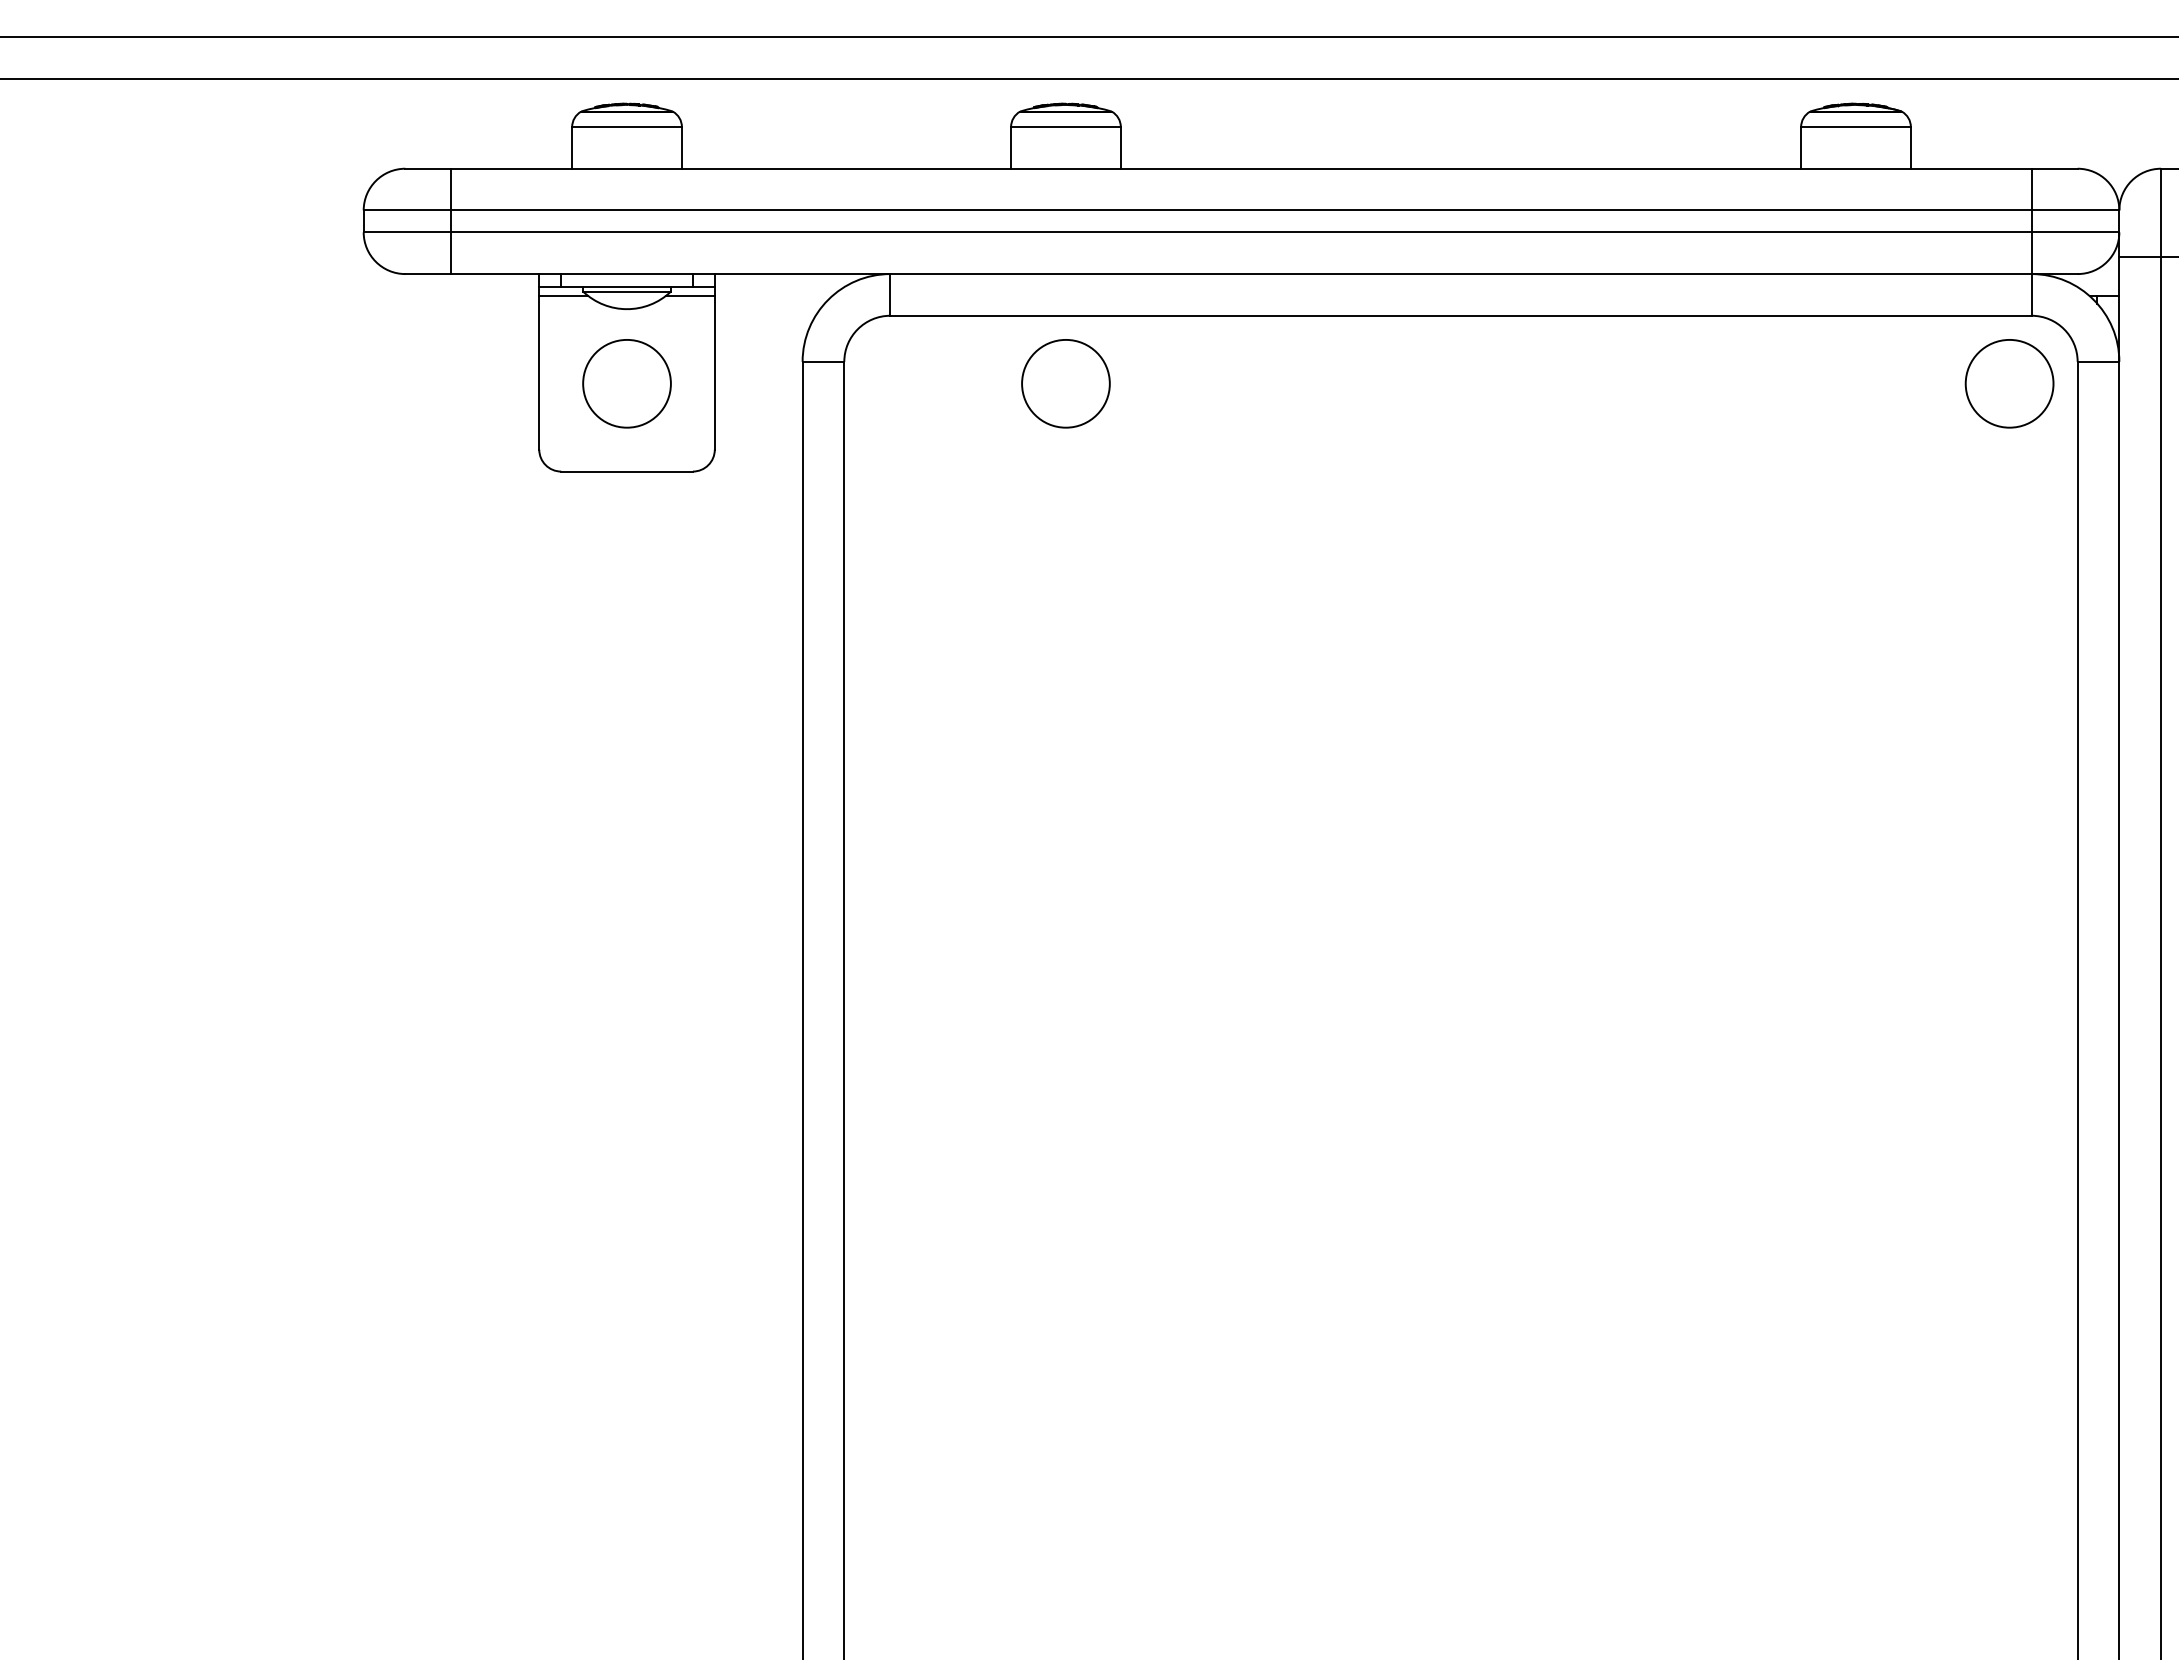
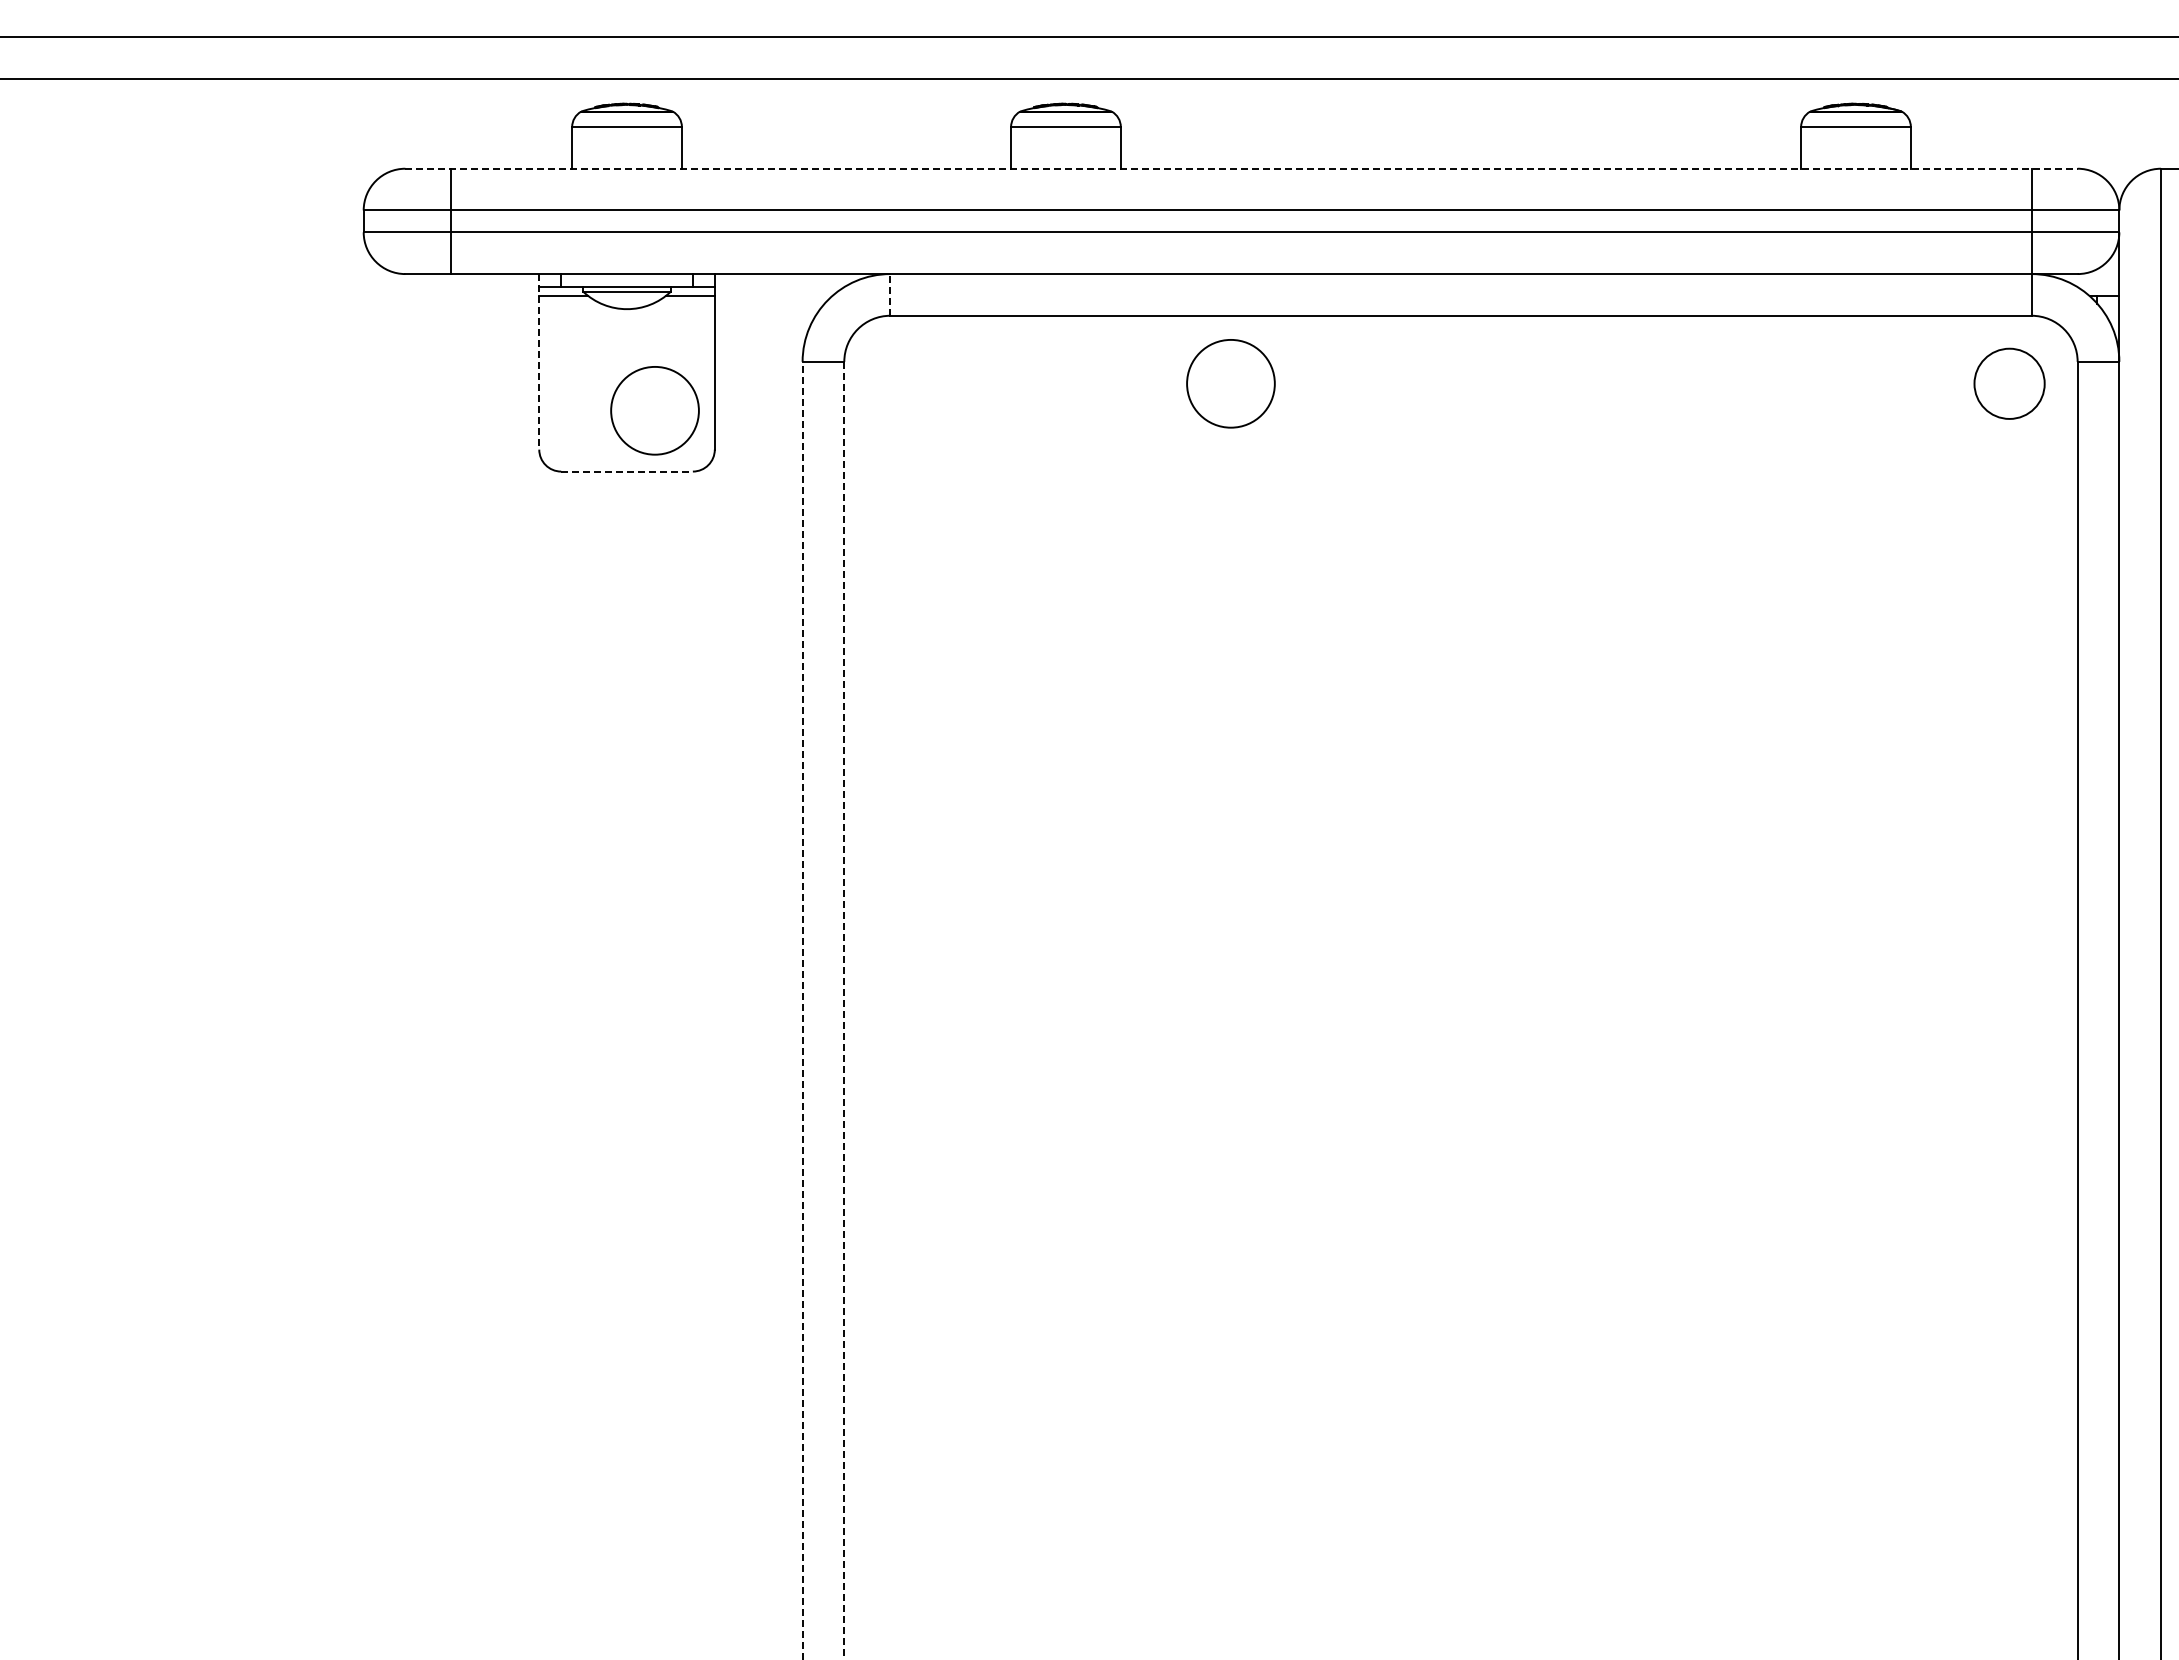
line: solid -> dashed (1242, 168)
line: present -> none (2147, 256)
line: solid -> dashed (890, 294)
line: solid -> dashed (539, 361)
circle position: (626, 383) -> (654, 410) (654, 410)
circle position: (1065, 383) -> (1230, 383) (1230, 383)
circle size: 91x90 px -> 73x73 px (2009, 383)
line: solid -> dashed (627, 471)
line: solid -> dashed (802, 1010)
line: solid -> dashed (844, 1010)
